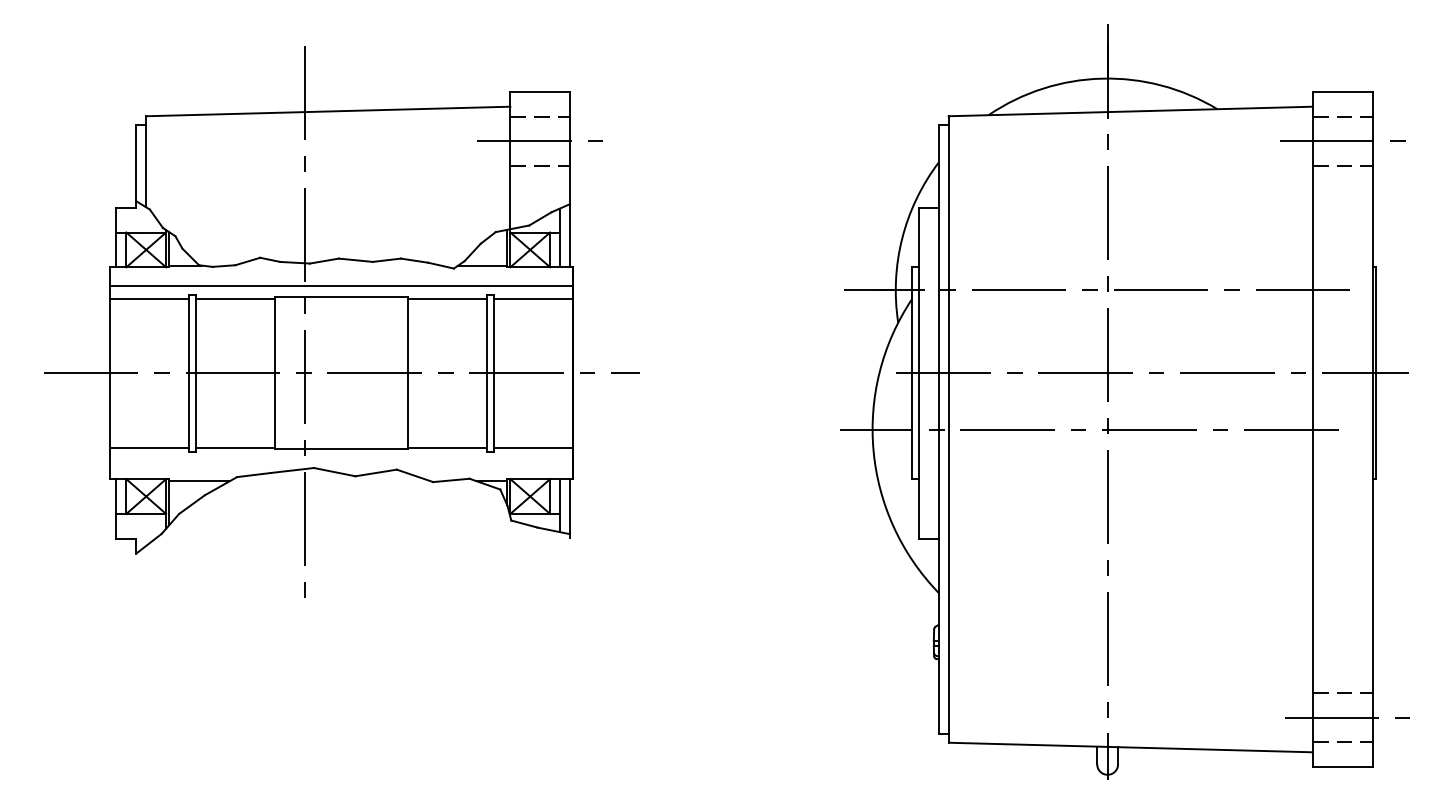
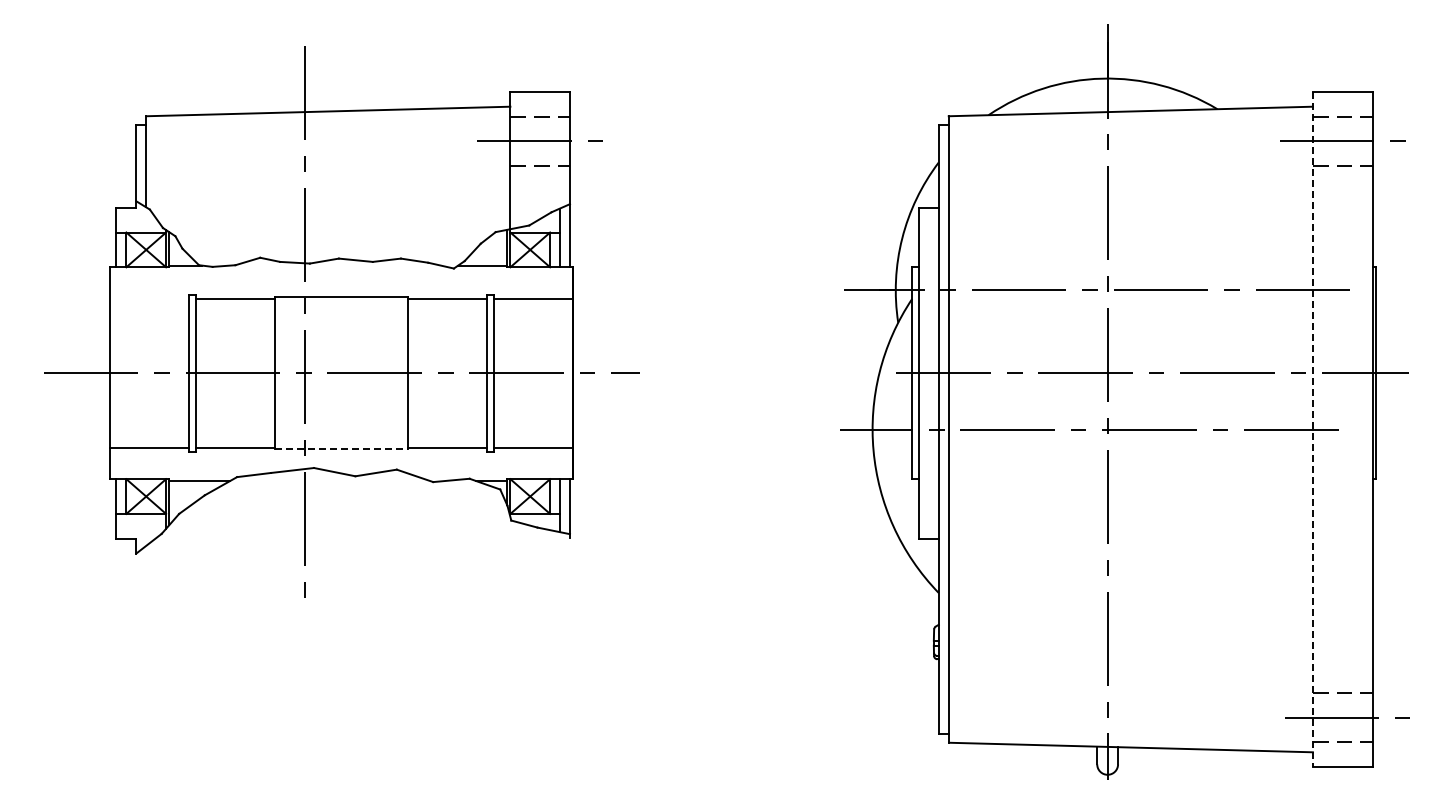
line: present -> none (341, 286)
line: present -> none (149, 298)
line: solid -> dashed (1312, 429)
line: solid -> dashed (342, 449)
